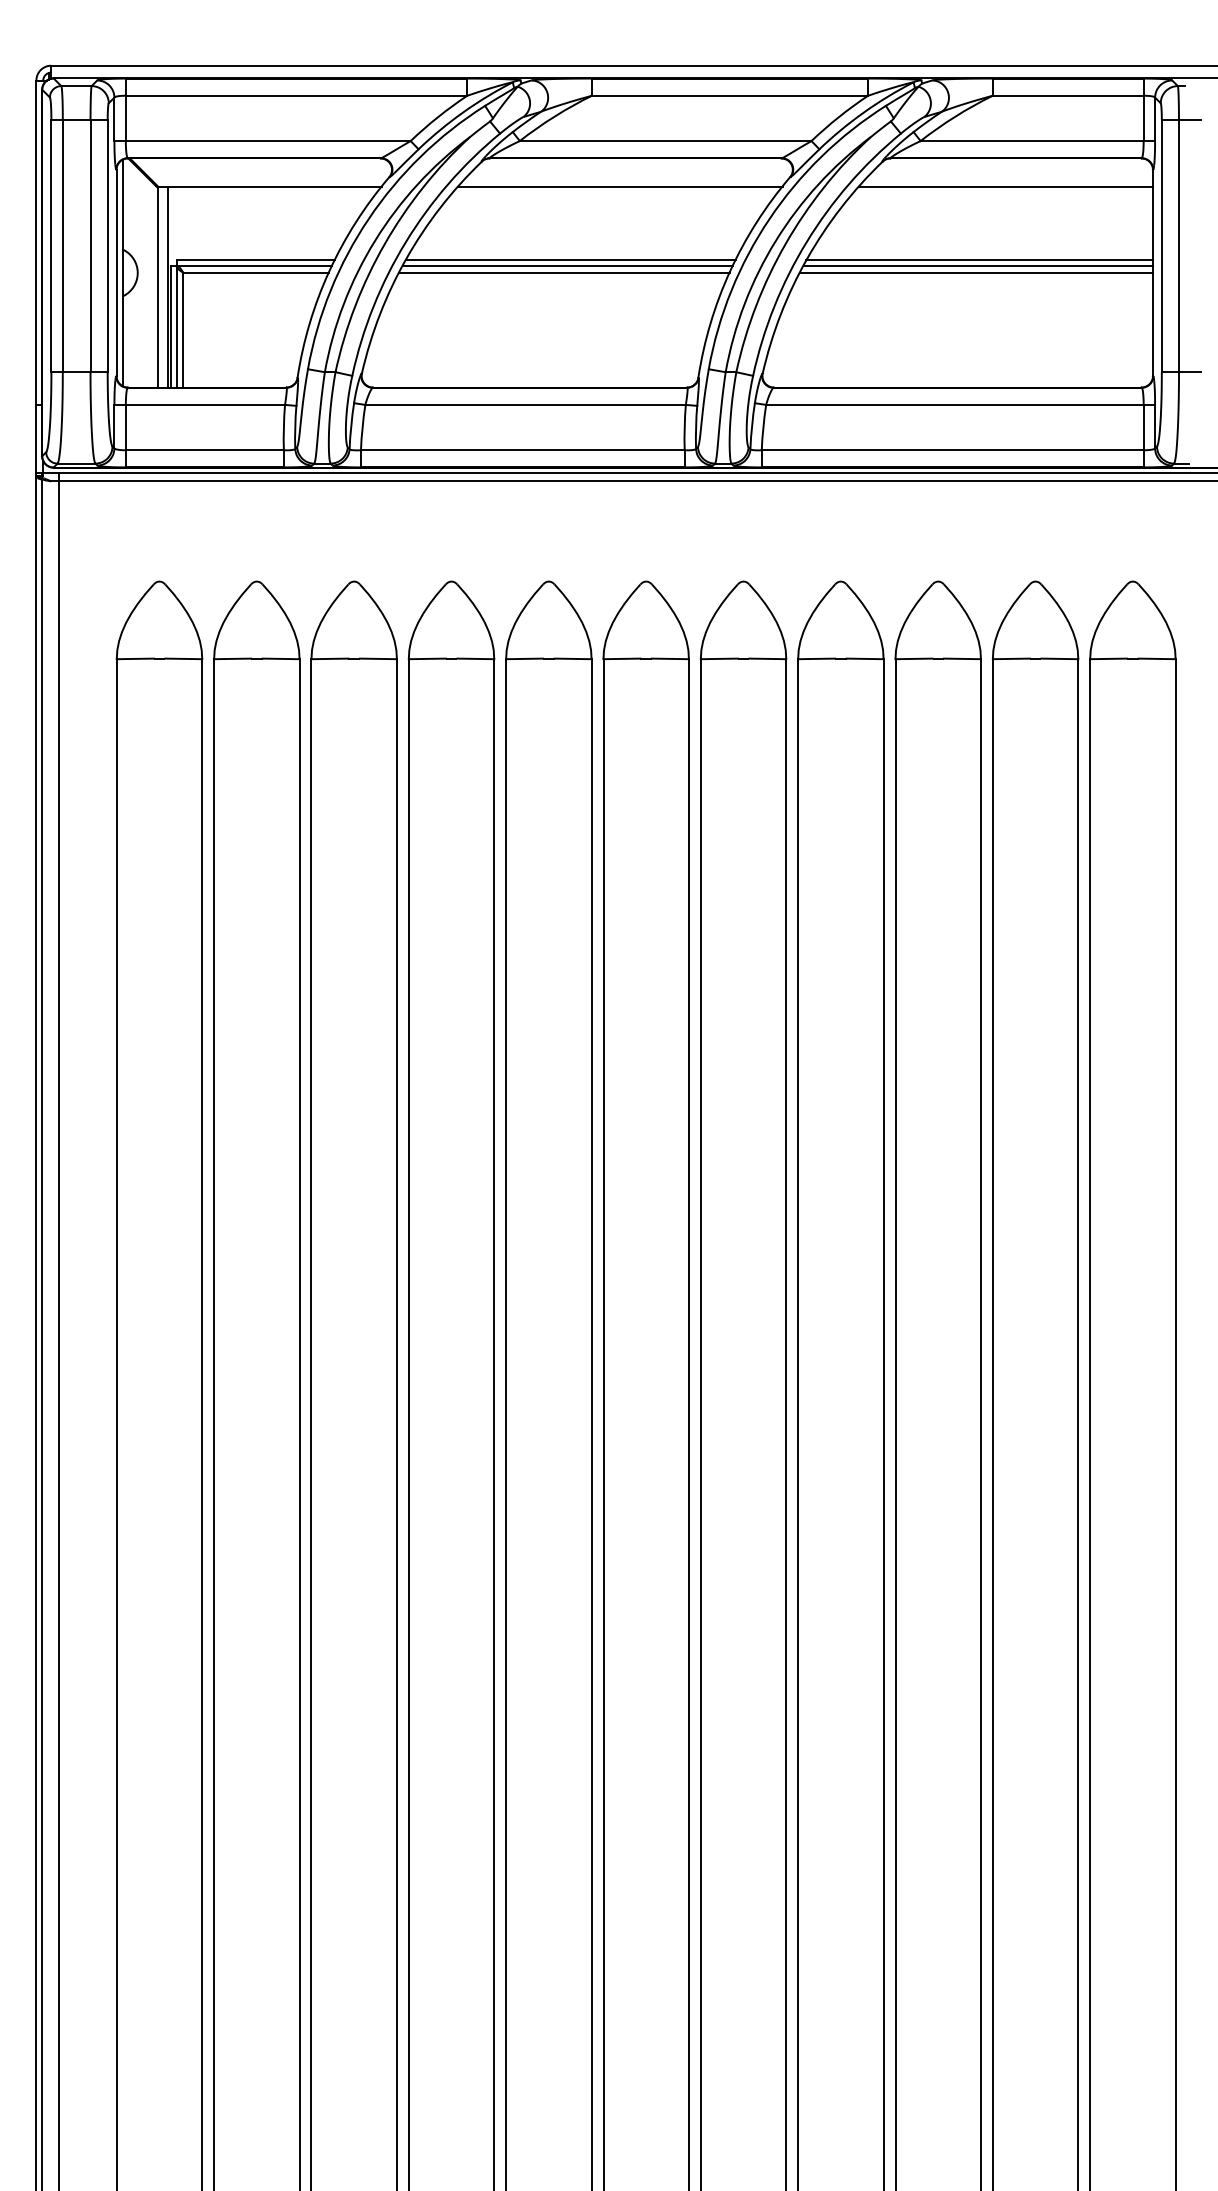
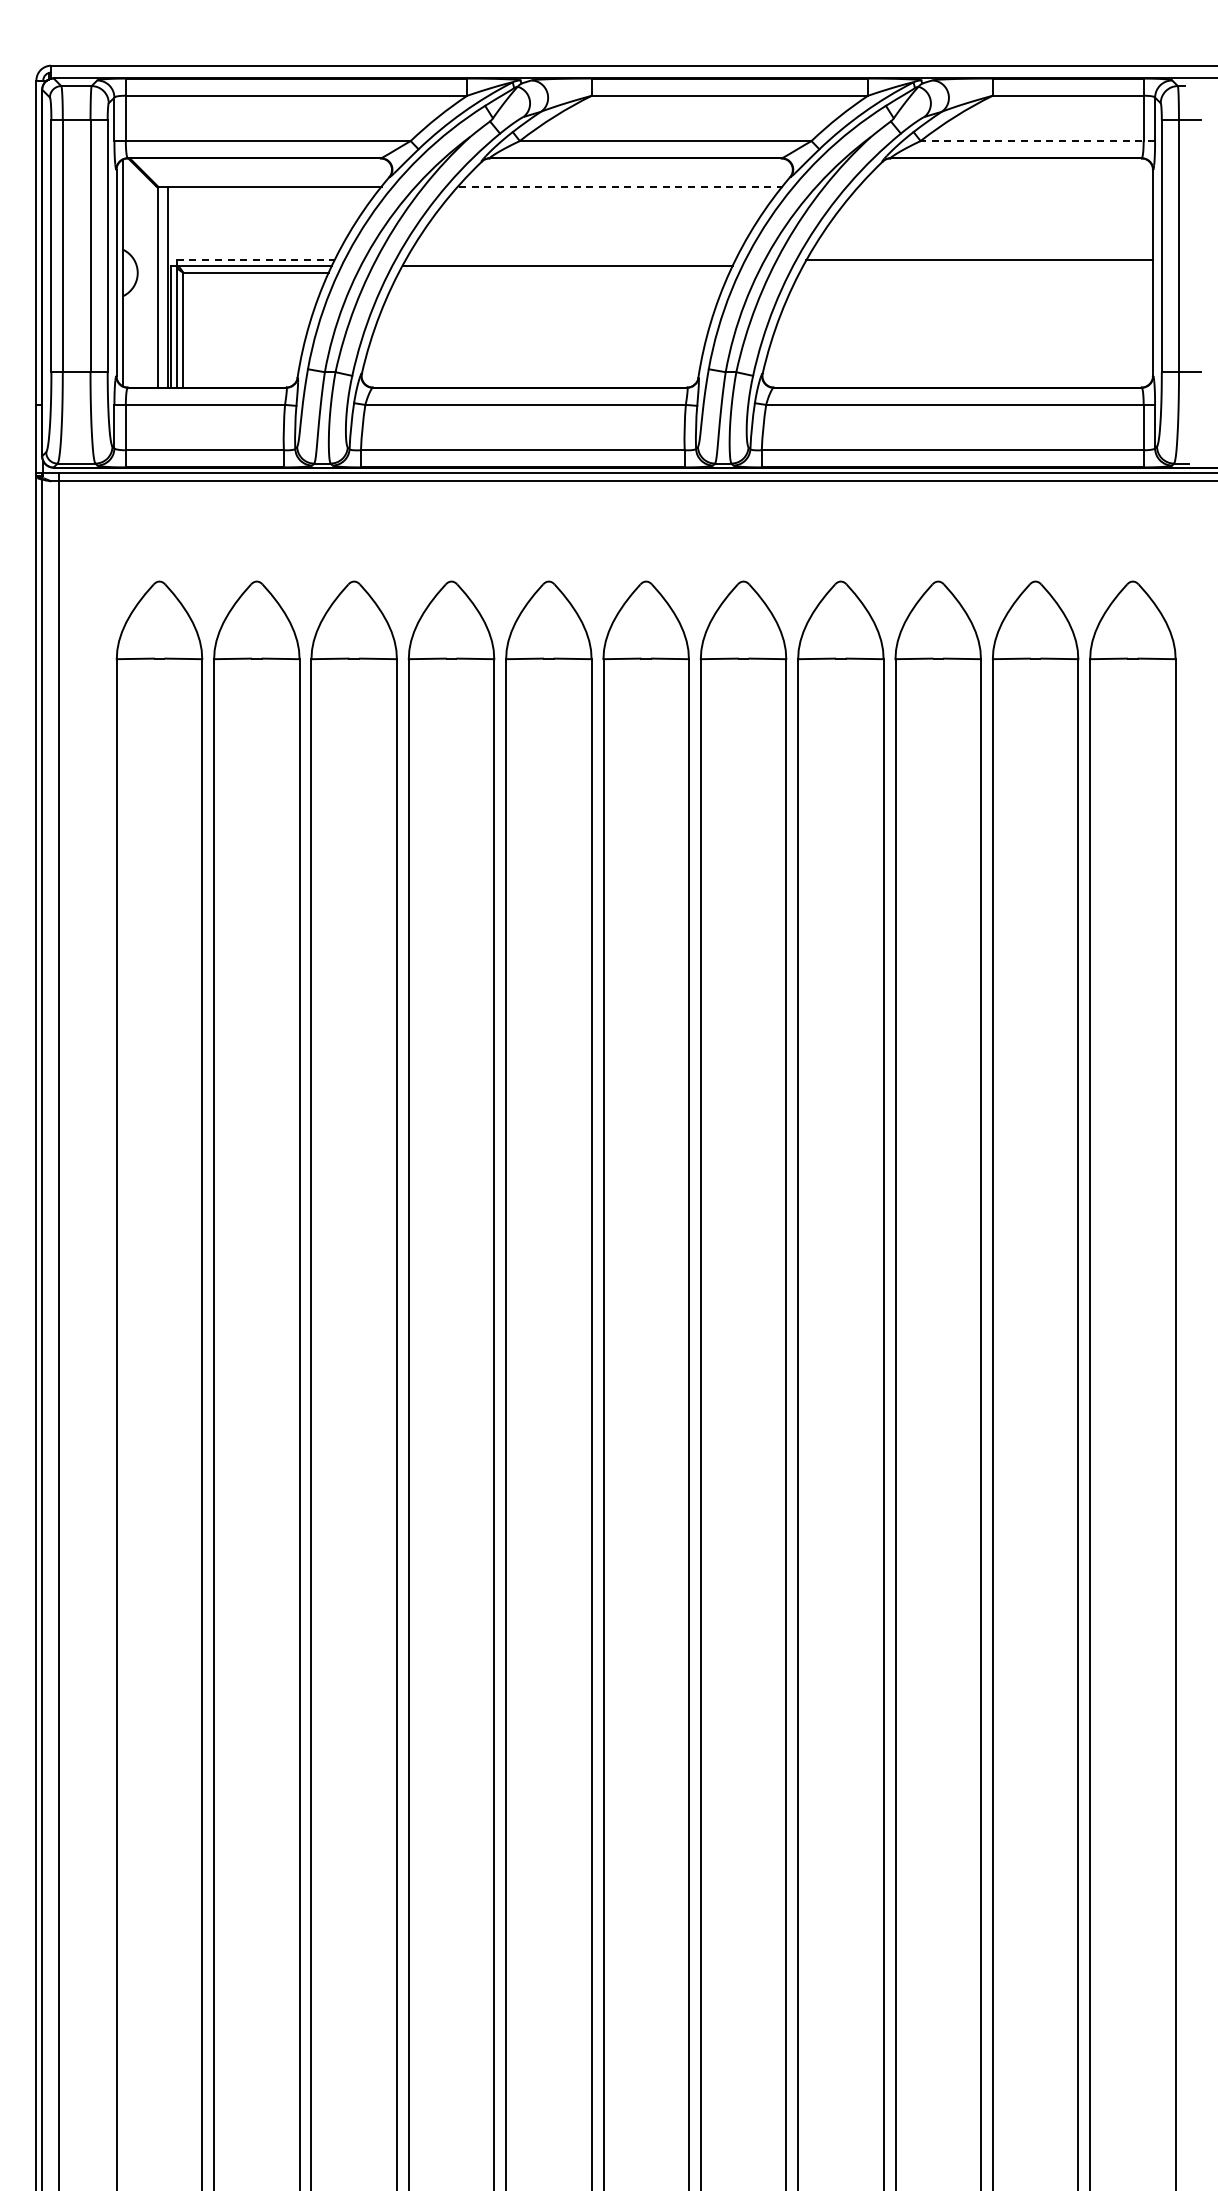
line: solid -> dashed (1037, 141)
line: solid -> dashed (620, 187)
line: present -> none (1005, 187)
line: solid -> dashed (256, 260)
line: present -> none (570, 260)
line: present -> none (977, 266)
line: present -> none (564, 272)
line: present -> none (976, 272)
